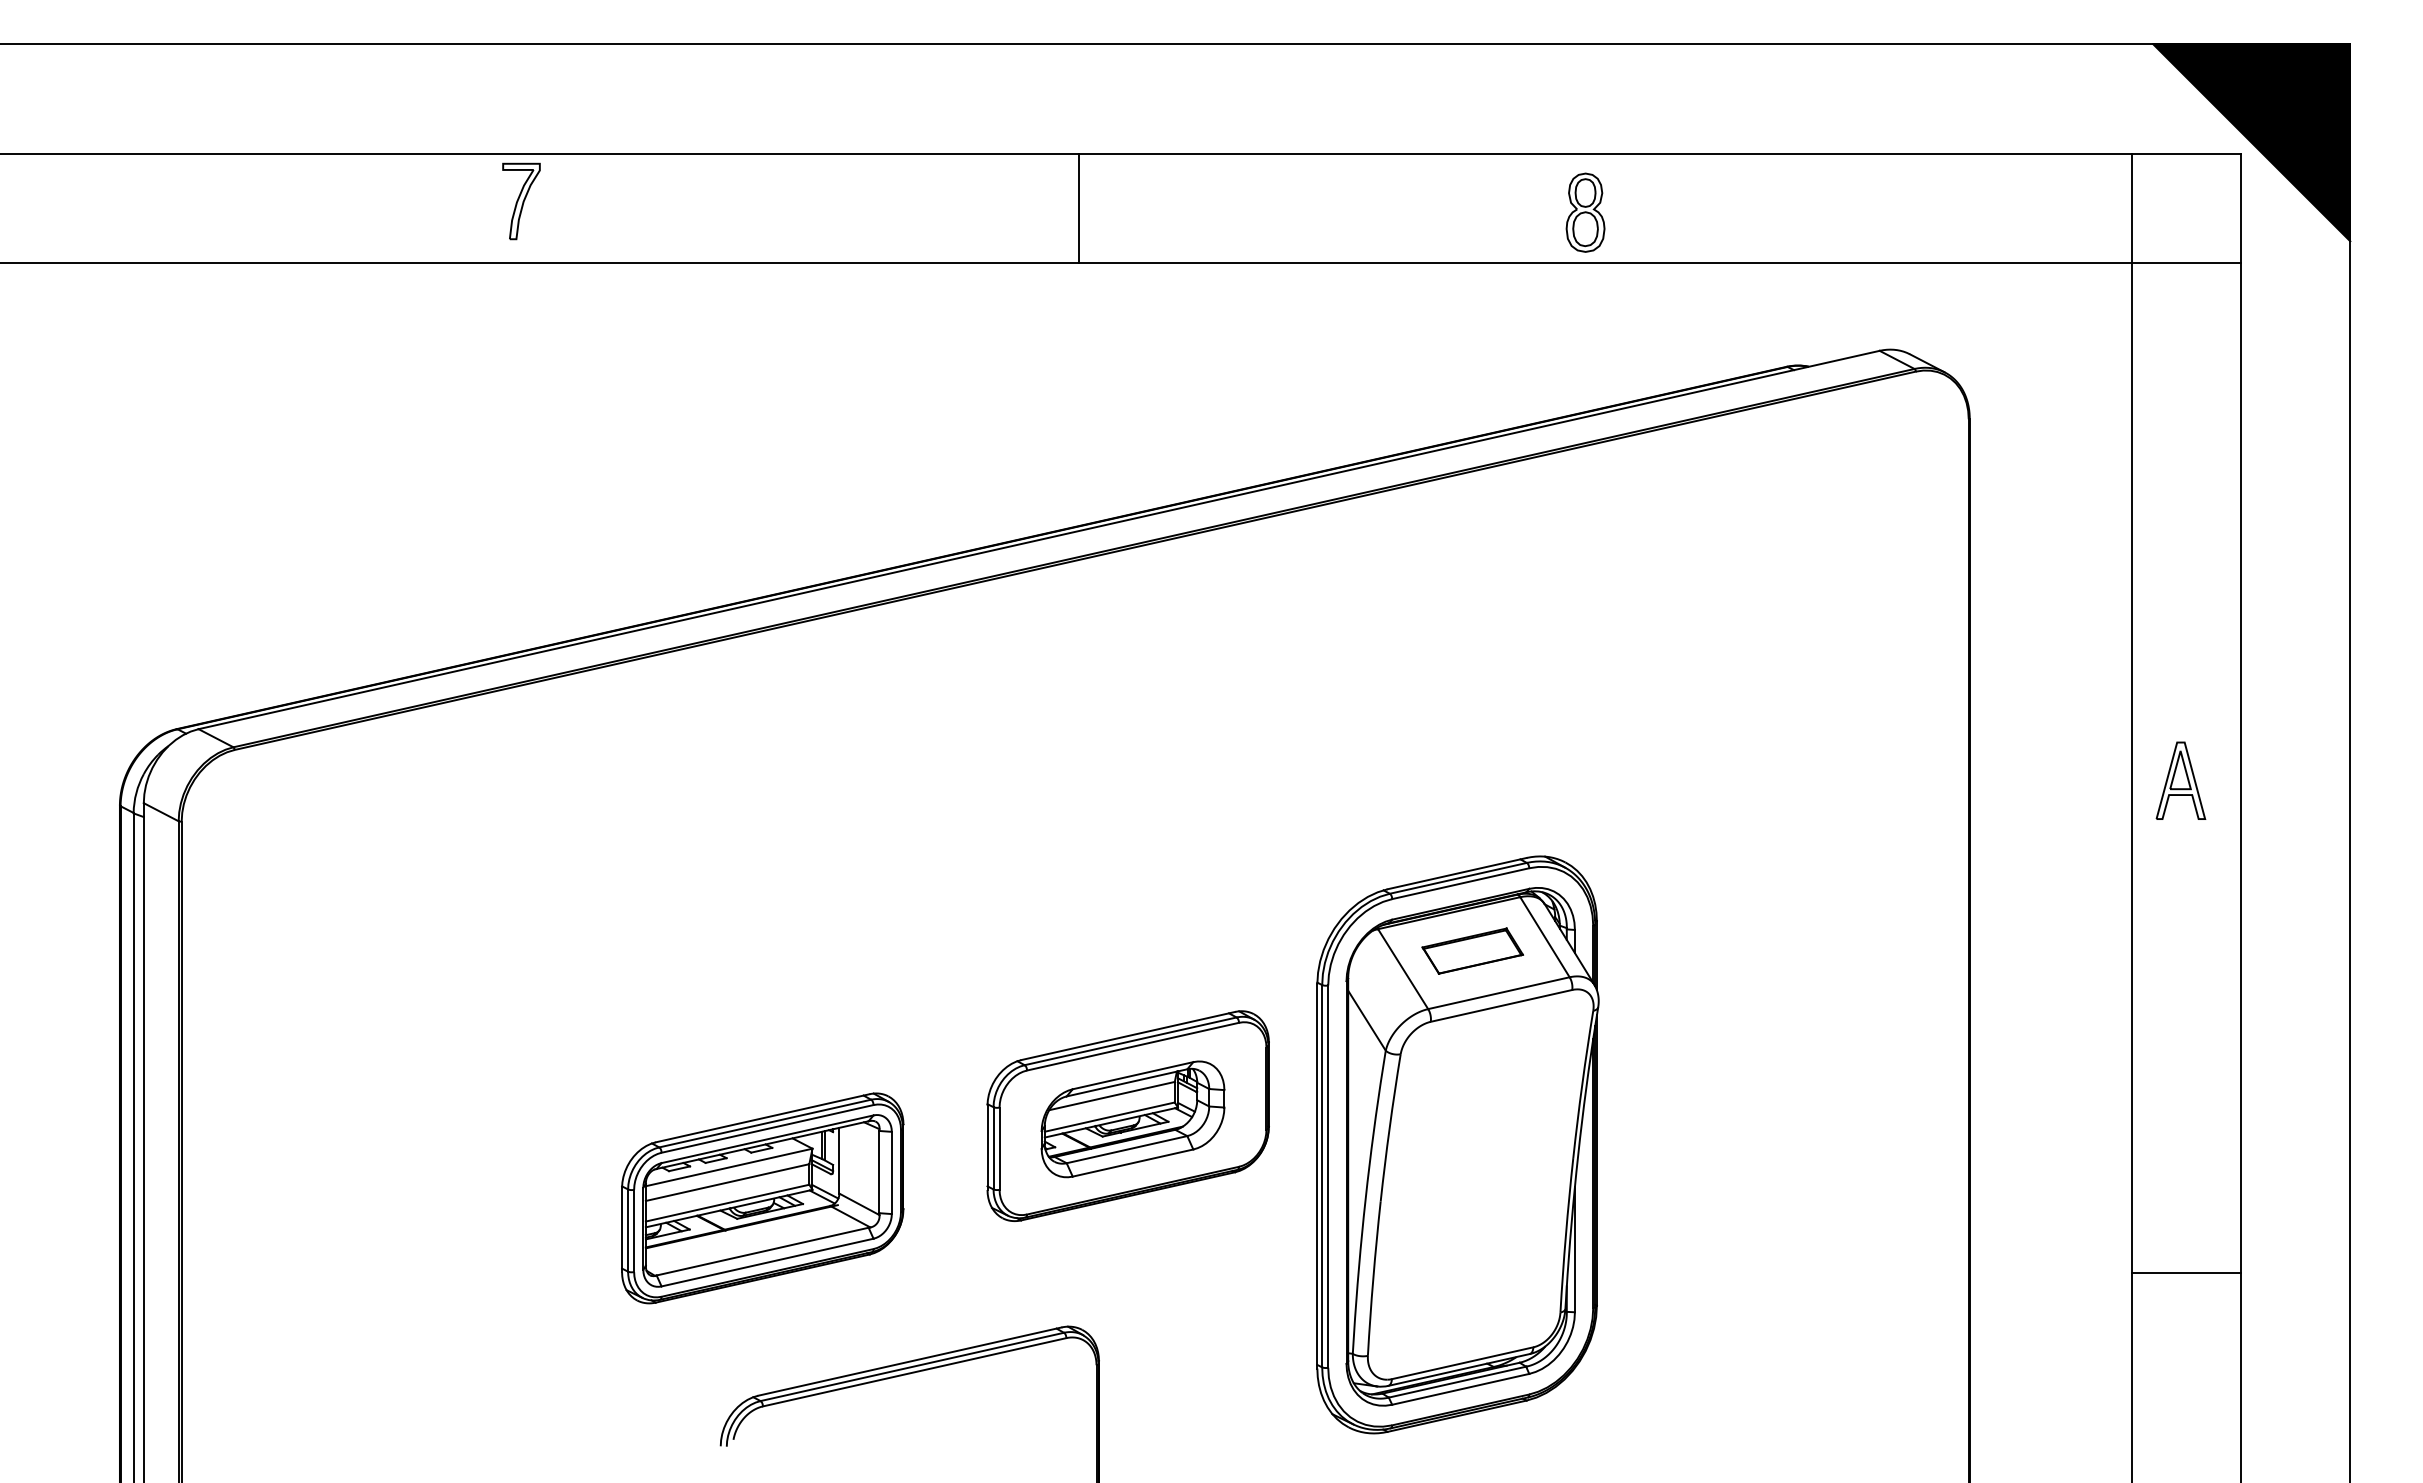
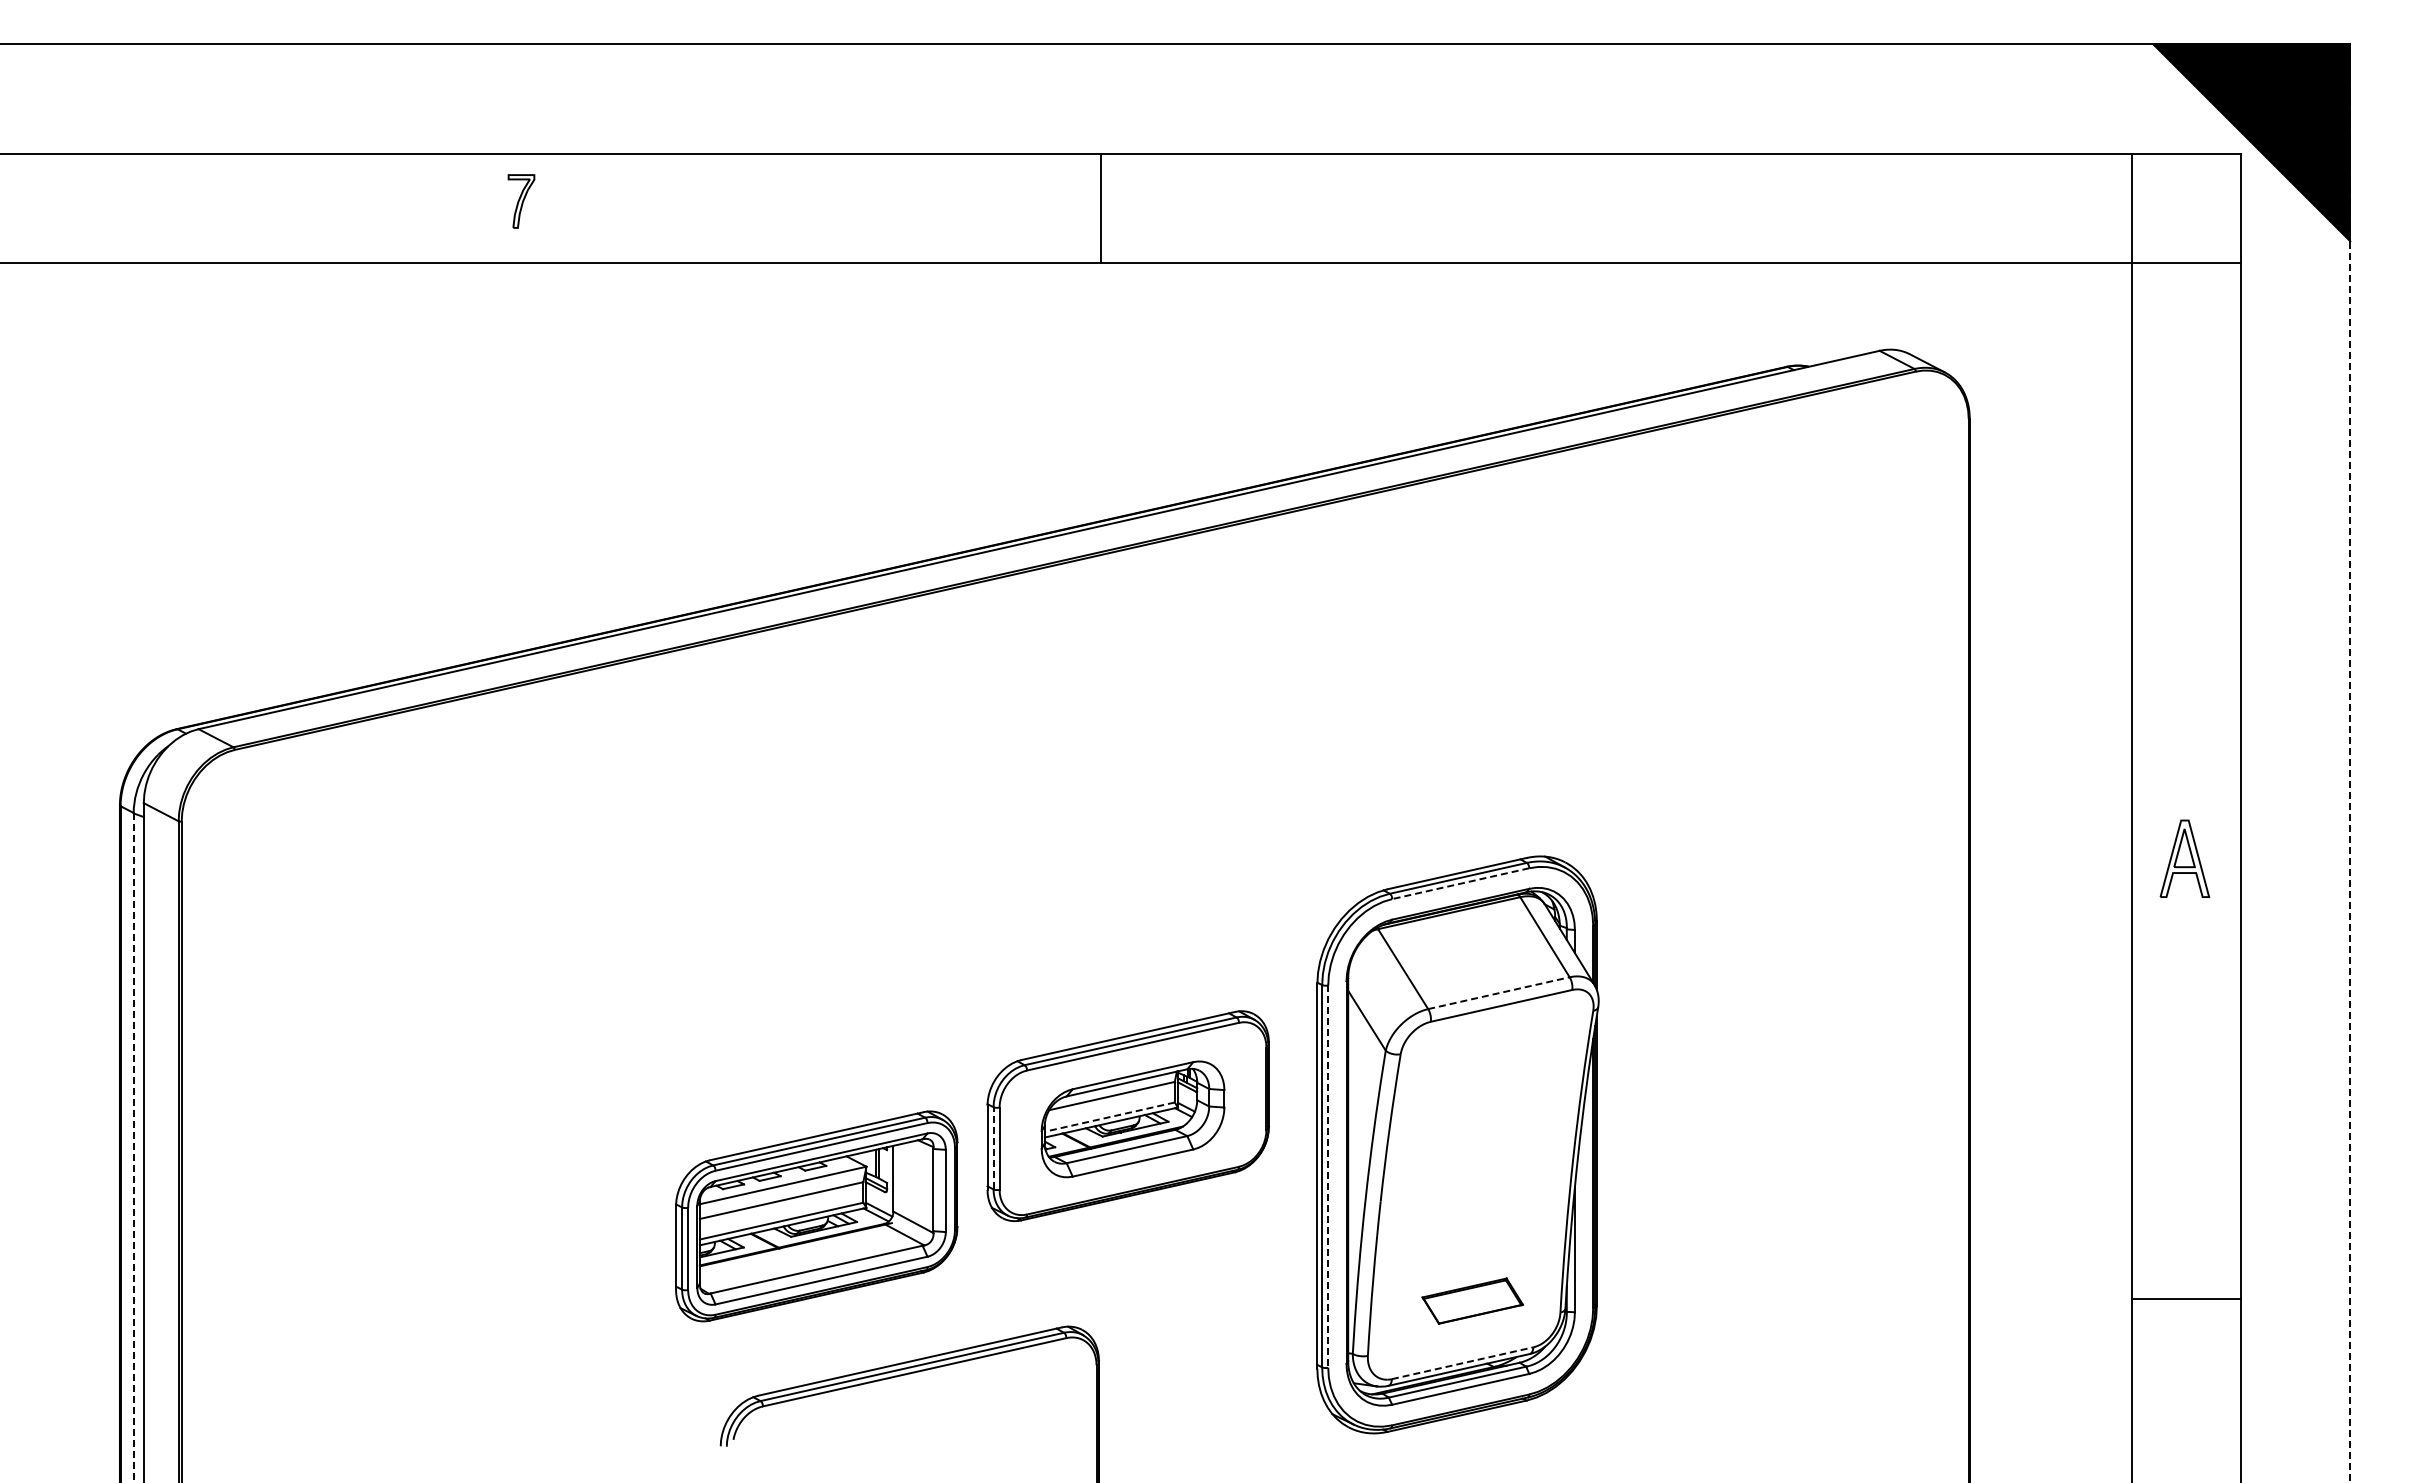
part size: 39x79 px -> 29x55 px (521, 201)
line position: (1078, 208) -> (1100, 208) (1100, 208)
part: present -> none (1585, 212)
line: solid -> dashed (2350, 763)
part position: (2180, 780) -> (2184, 858) (2184, 858)
line: solid -> dashed (1460, 883)
part position: (1472, 950) -> (1472, 1300) (1472, 1300)
line: solid -> dashed (1499, 993)
line: solid -> dashed (1109, 1117)
line: solid -> dashed (993, 1147)
line: solid -> dashed (133, 1148)
line: solid -> dashed (1328, 1177)
part position: (762, 1198) -> (816, 1216) (816, 1216)
line position: (2185, 1273) -> (2185, 1299) (2185, 1299)
line: solid -> dashed (1463, 1363)
